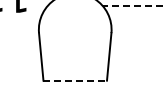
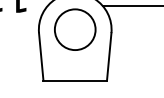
line: dashed -> solid (132, 5)
circle: none -> present (75, 29)
line: dashed -> solid (75, 80)
